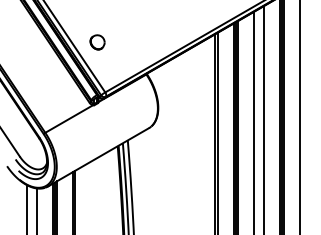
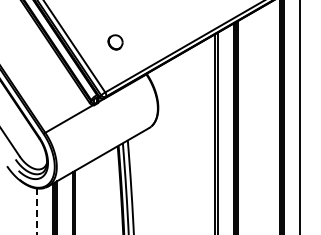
part position: (97, 42) -> (115, 42) (115, 42)
line: present -> none (264, 118)
line: present -> none (253, 121)
line: present -> none (26, 208)
line: solid -> dashed (37, 211)
